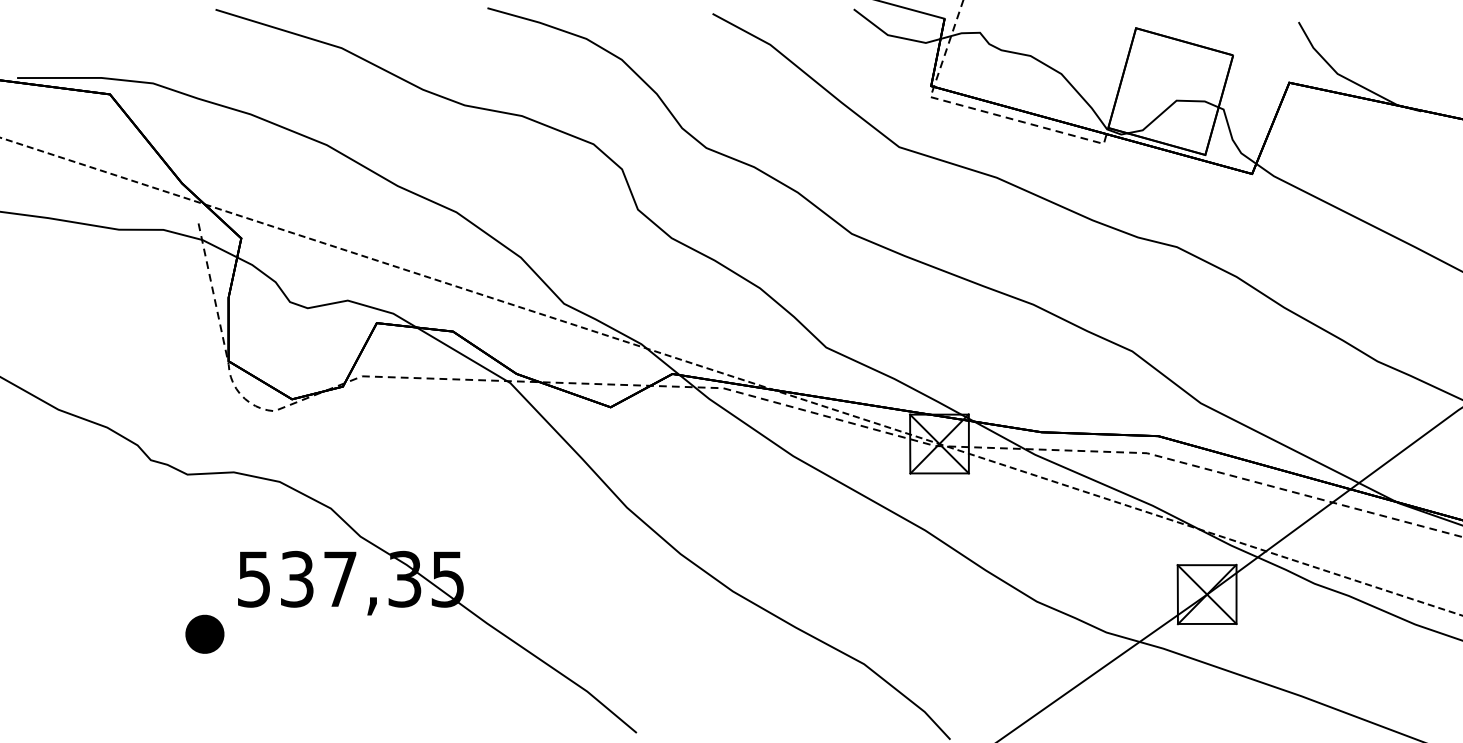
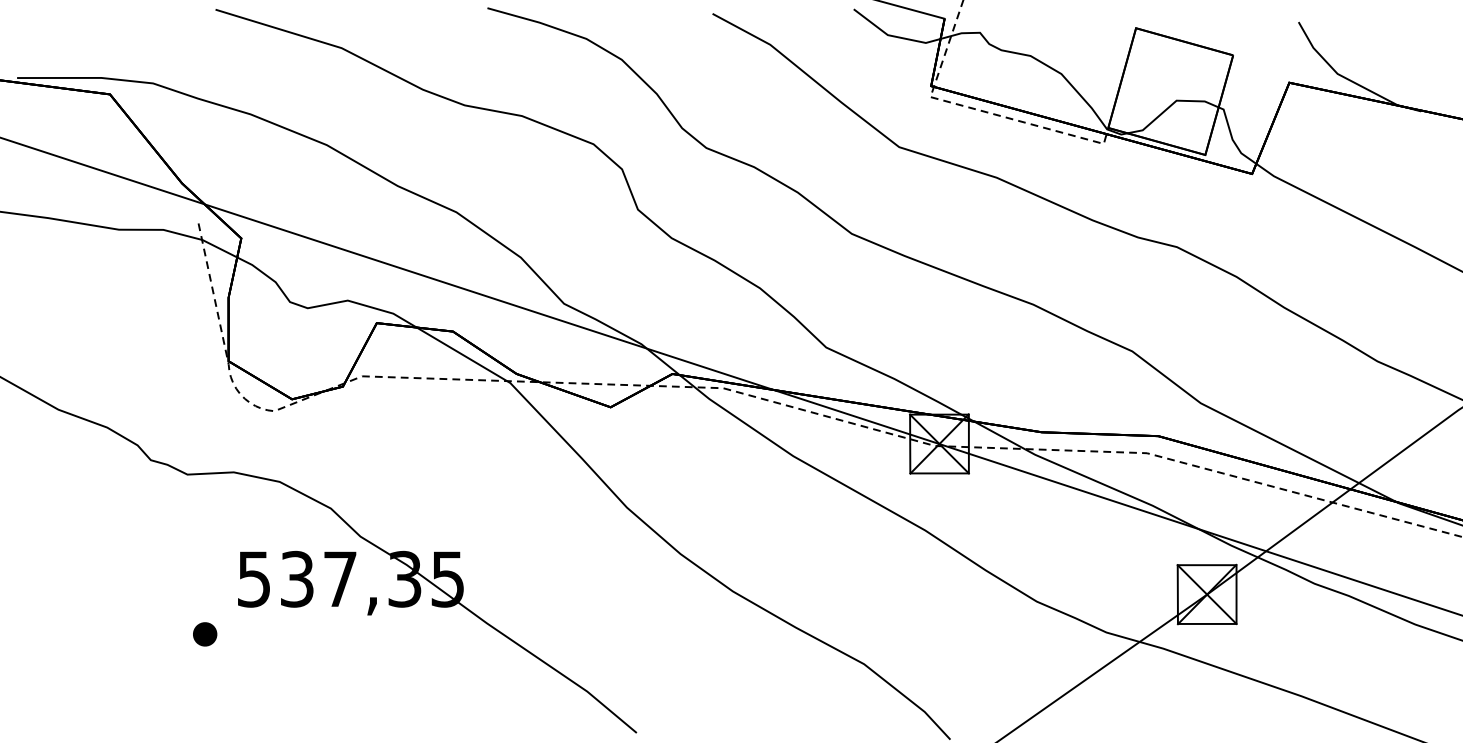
line: dashed -> solid (731, 376)
part size: 40x40 px -> 25x25 px (205, 634)
